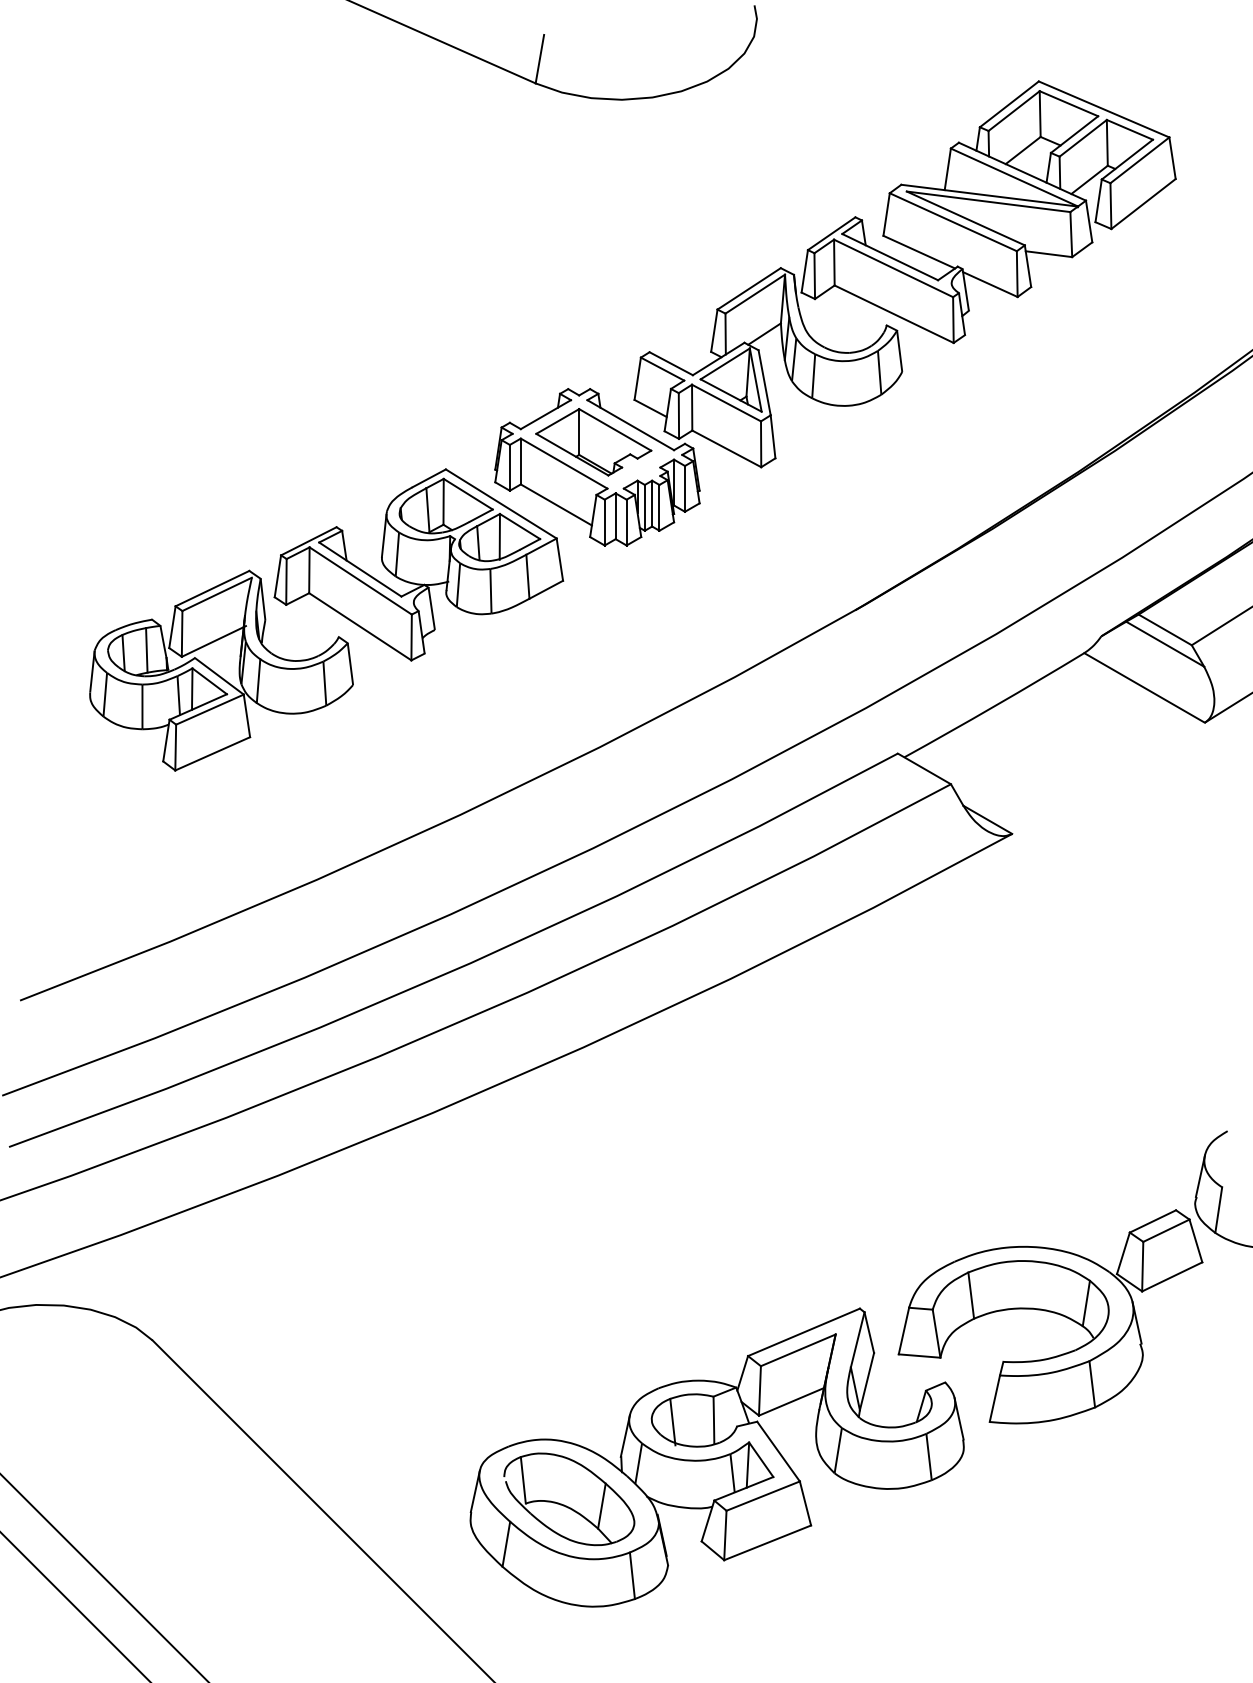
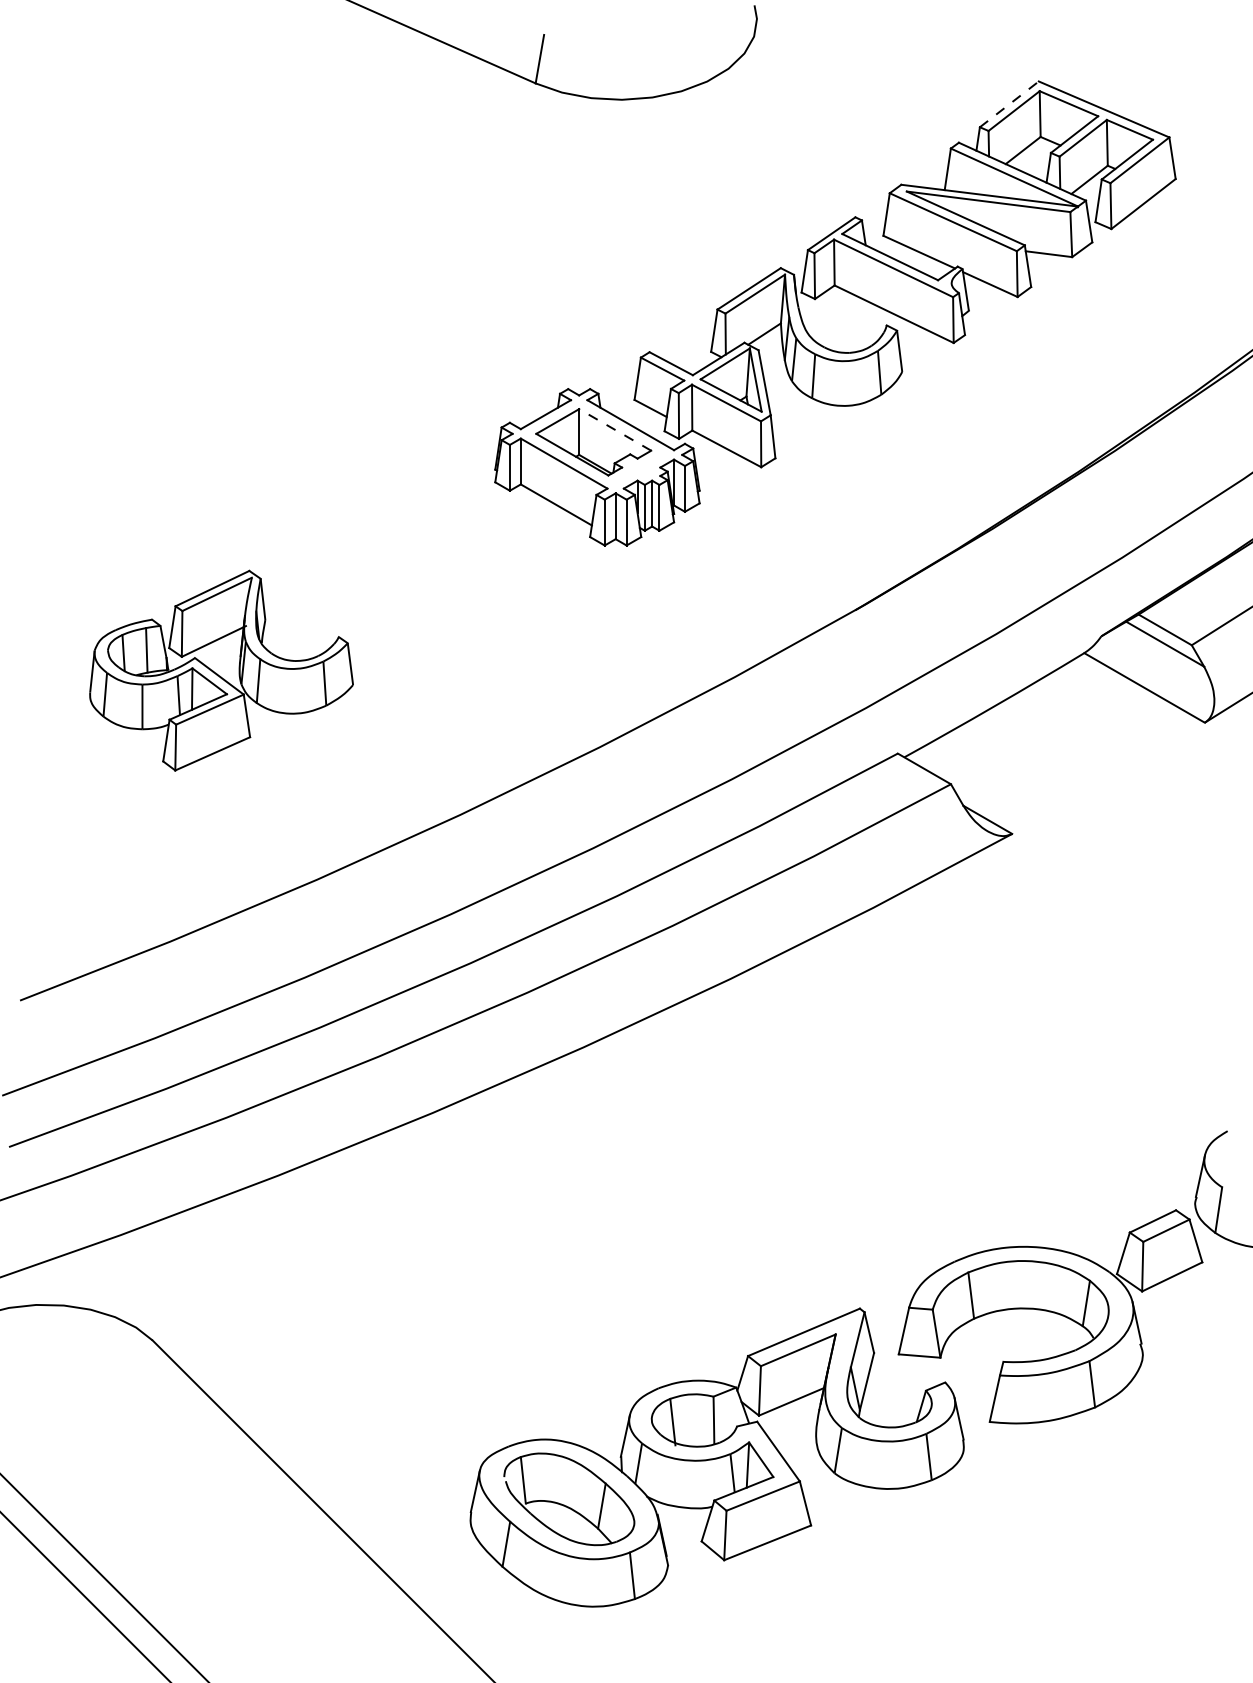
line: solid -> dashed (1009, 104)
line: solid -> dashed (615, 429)
part: present -> none (418, 564)
line position: (74, 1606) -> (84, 1596) (84, 1596)
